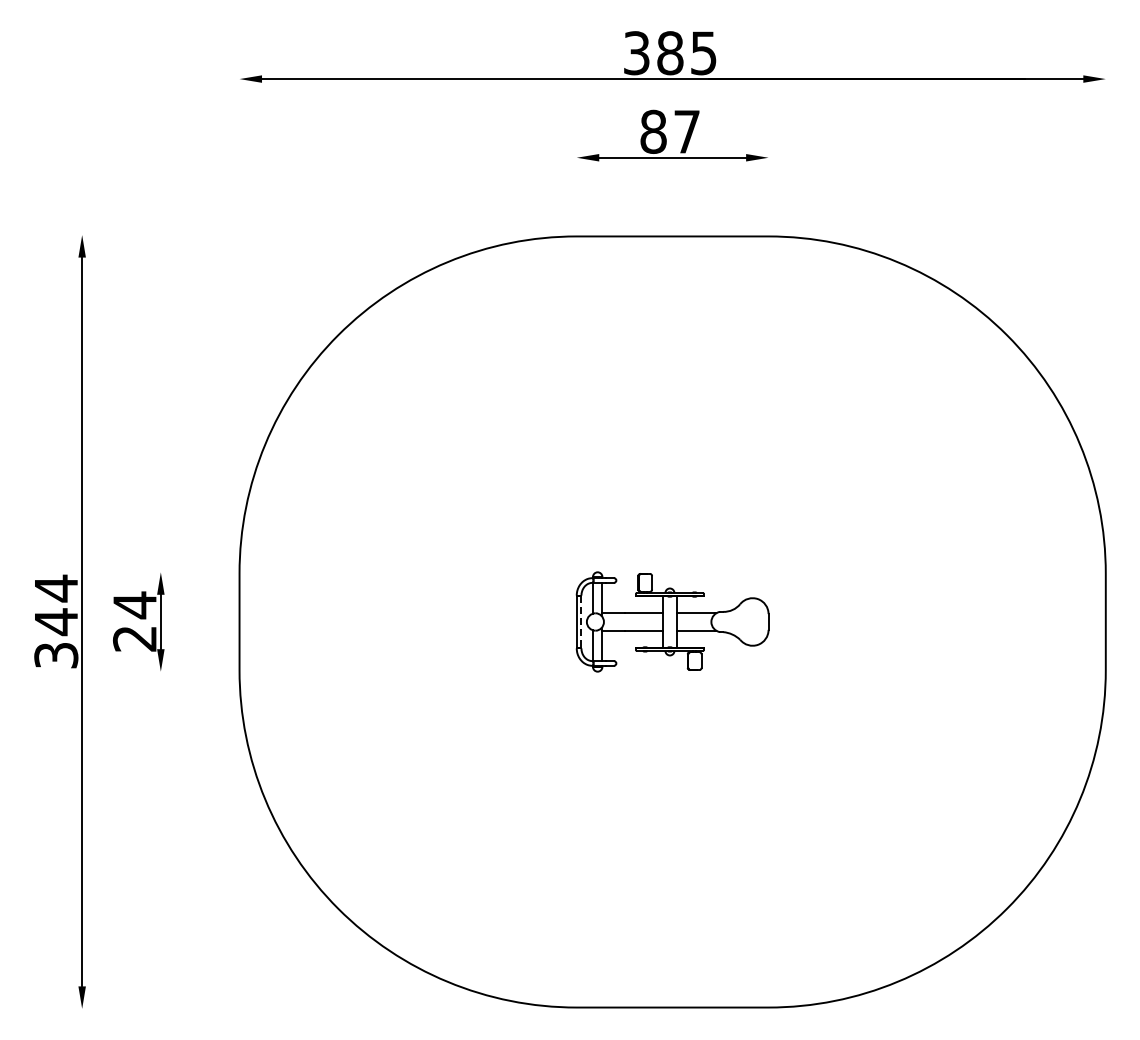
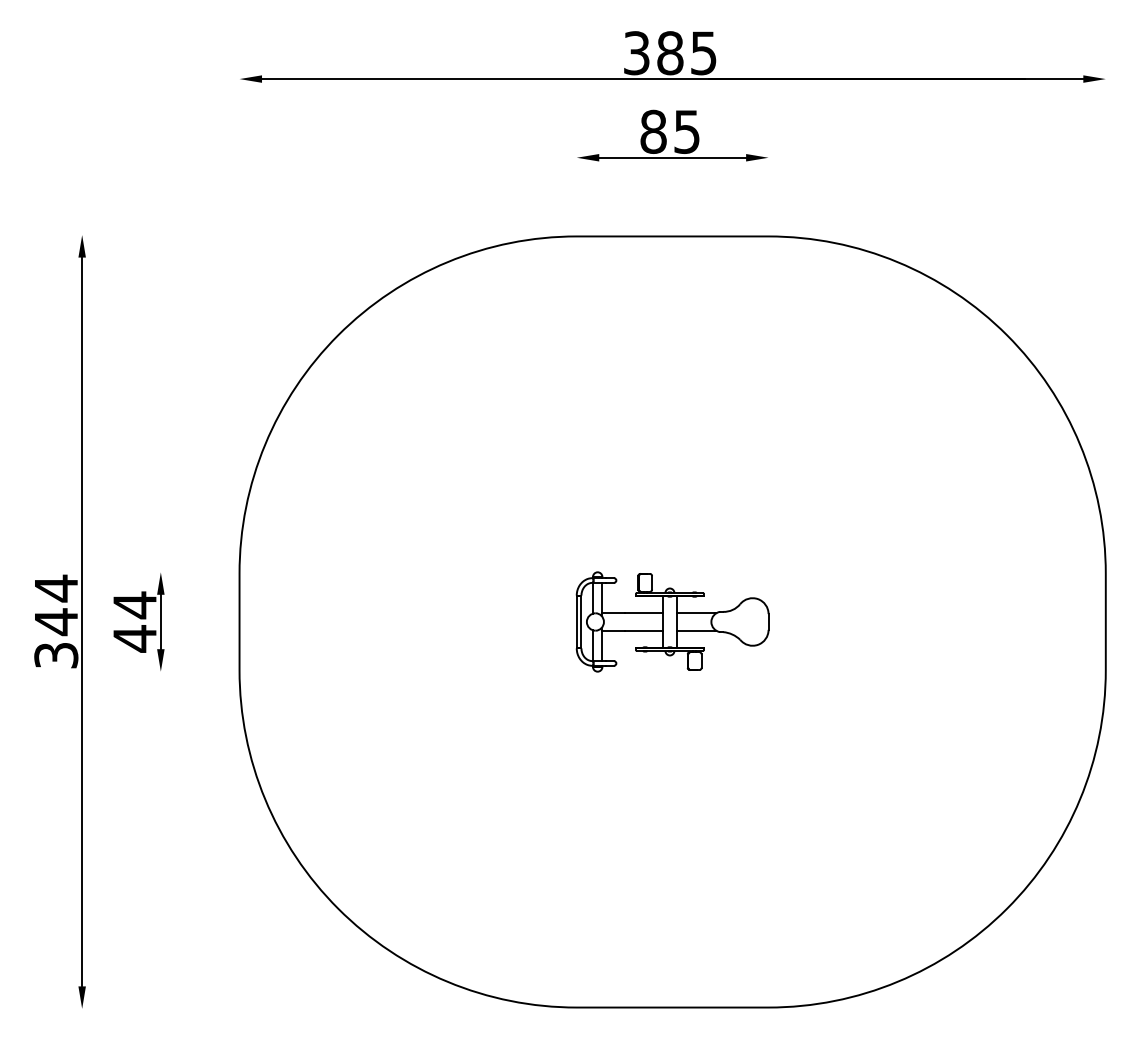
text: 87 -> 85 (686, 131)
line: dashed -> solid (581, 622)
text: 24 -> 44 (134, 638)
